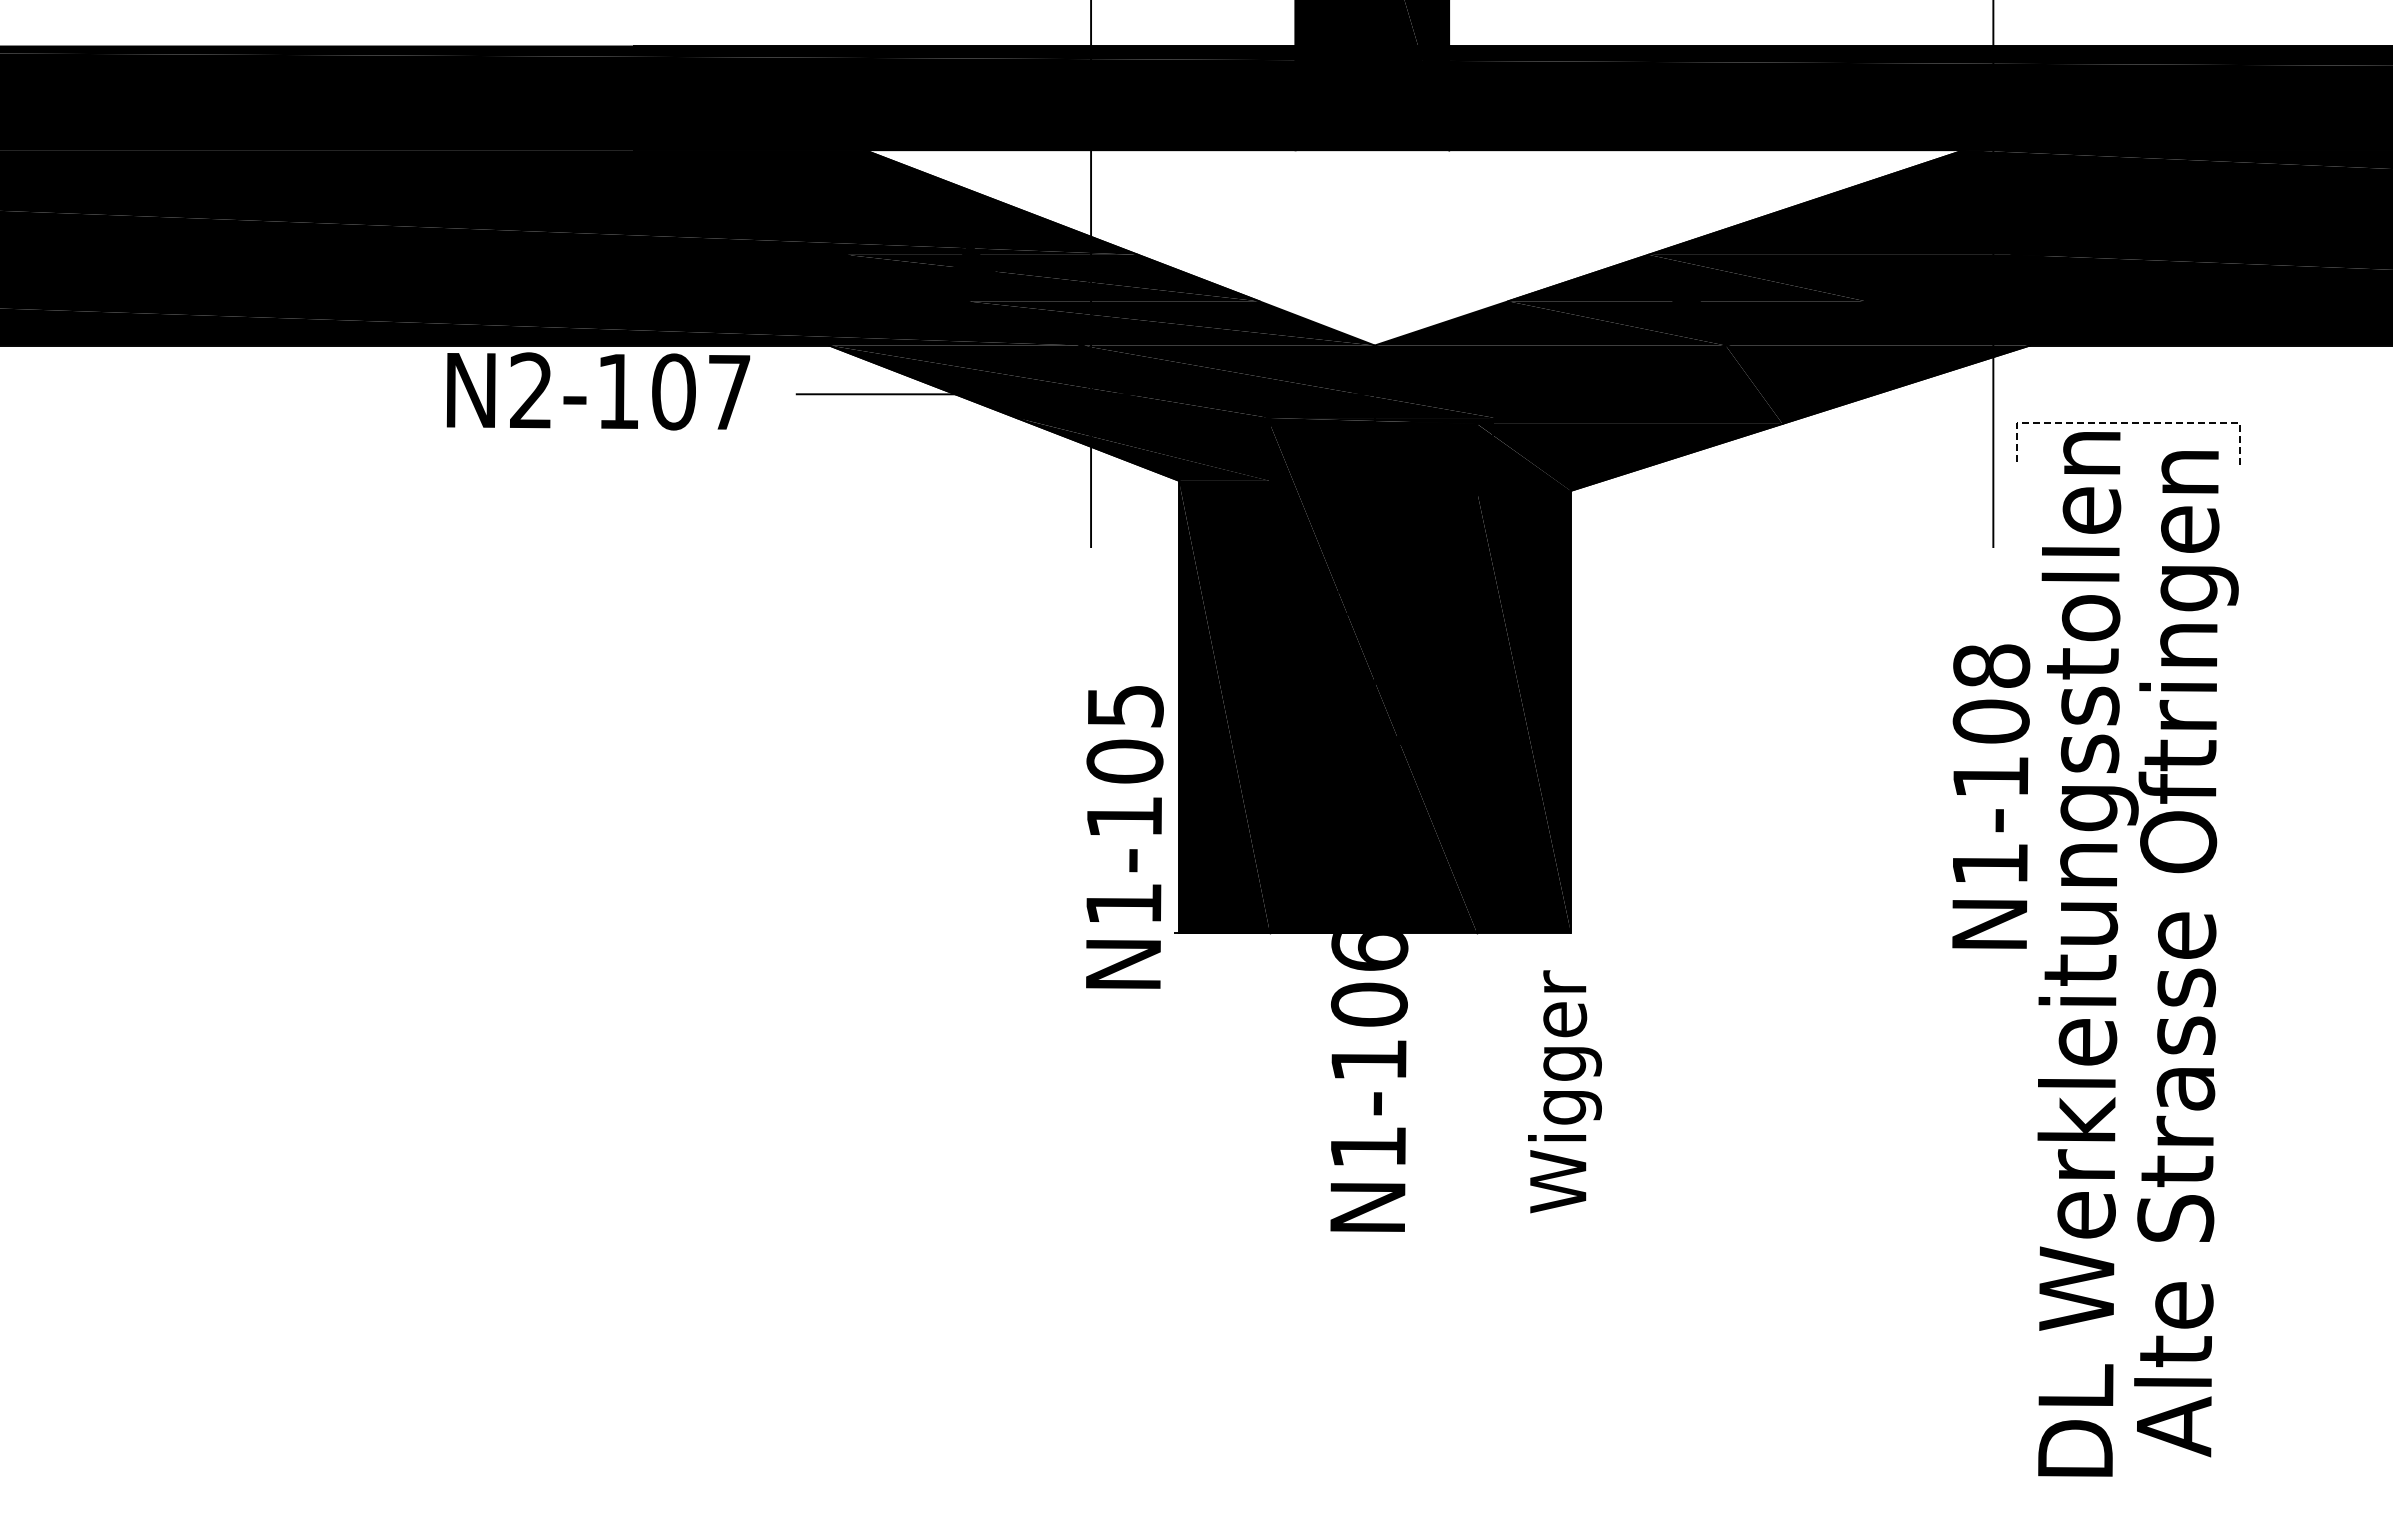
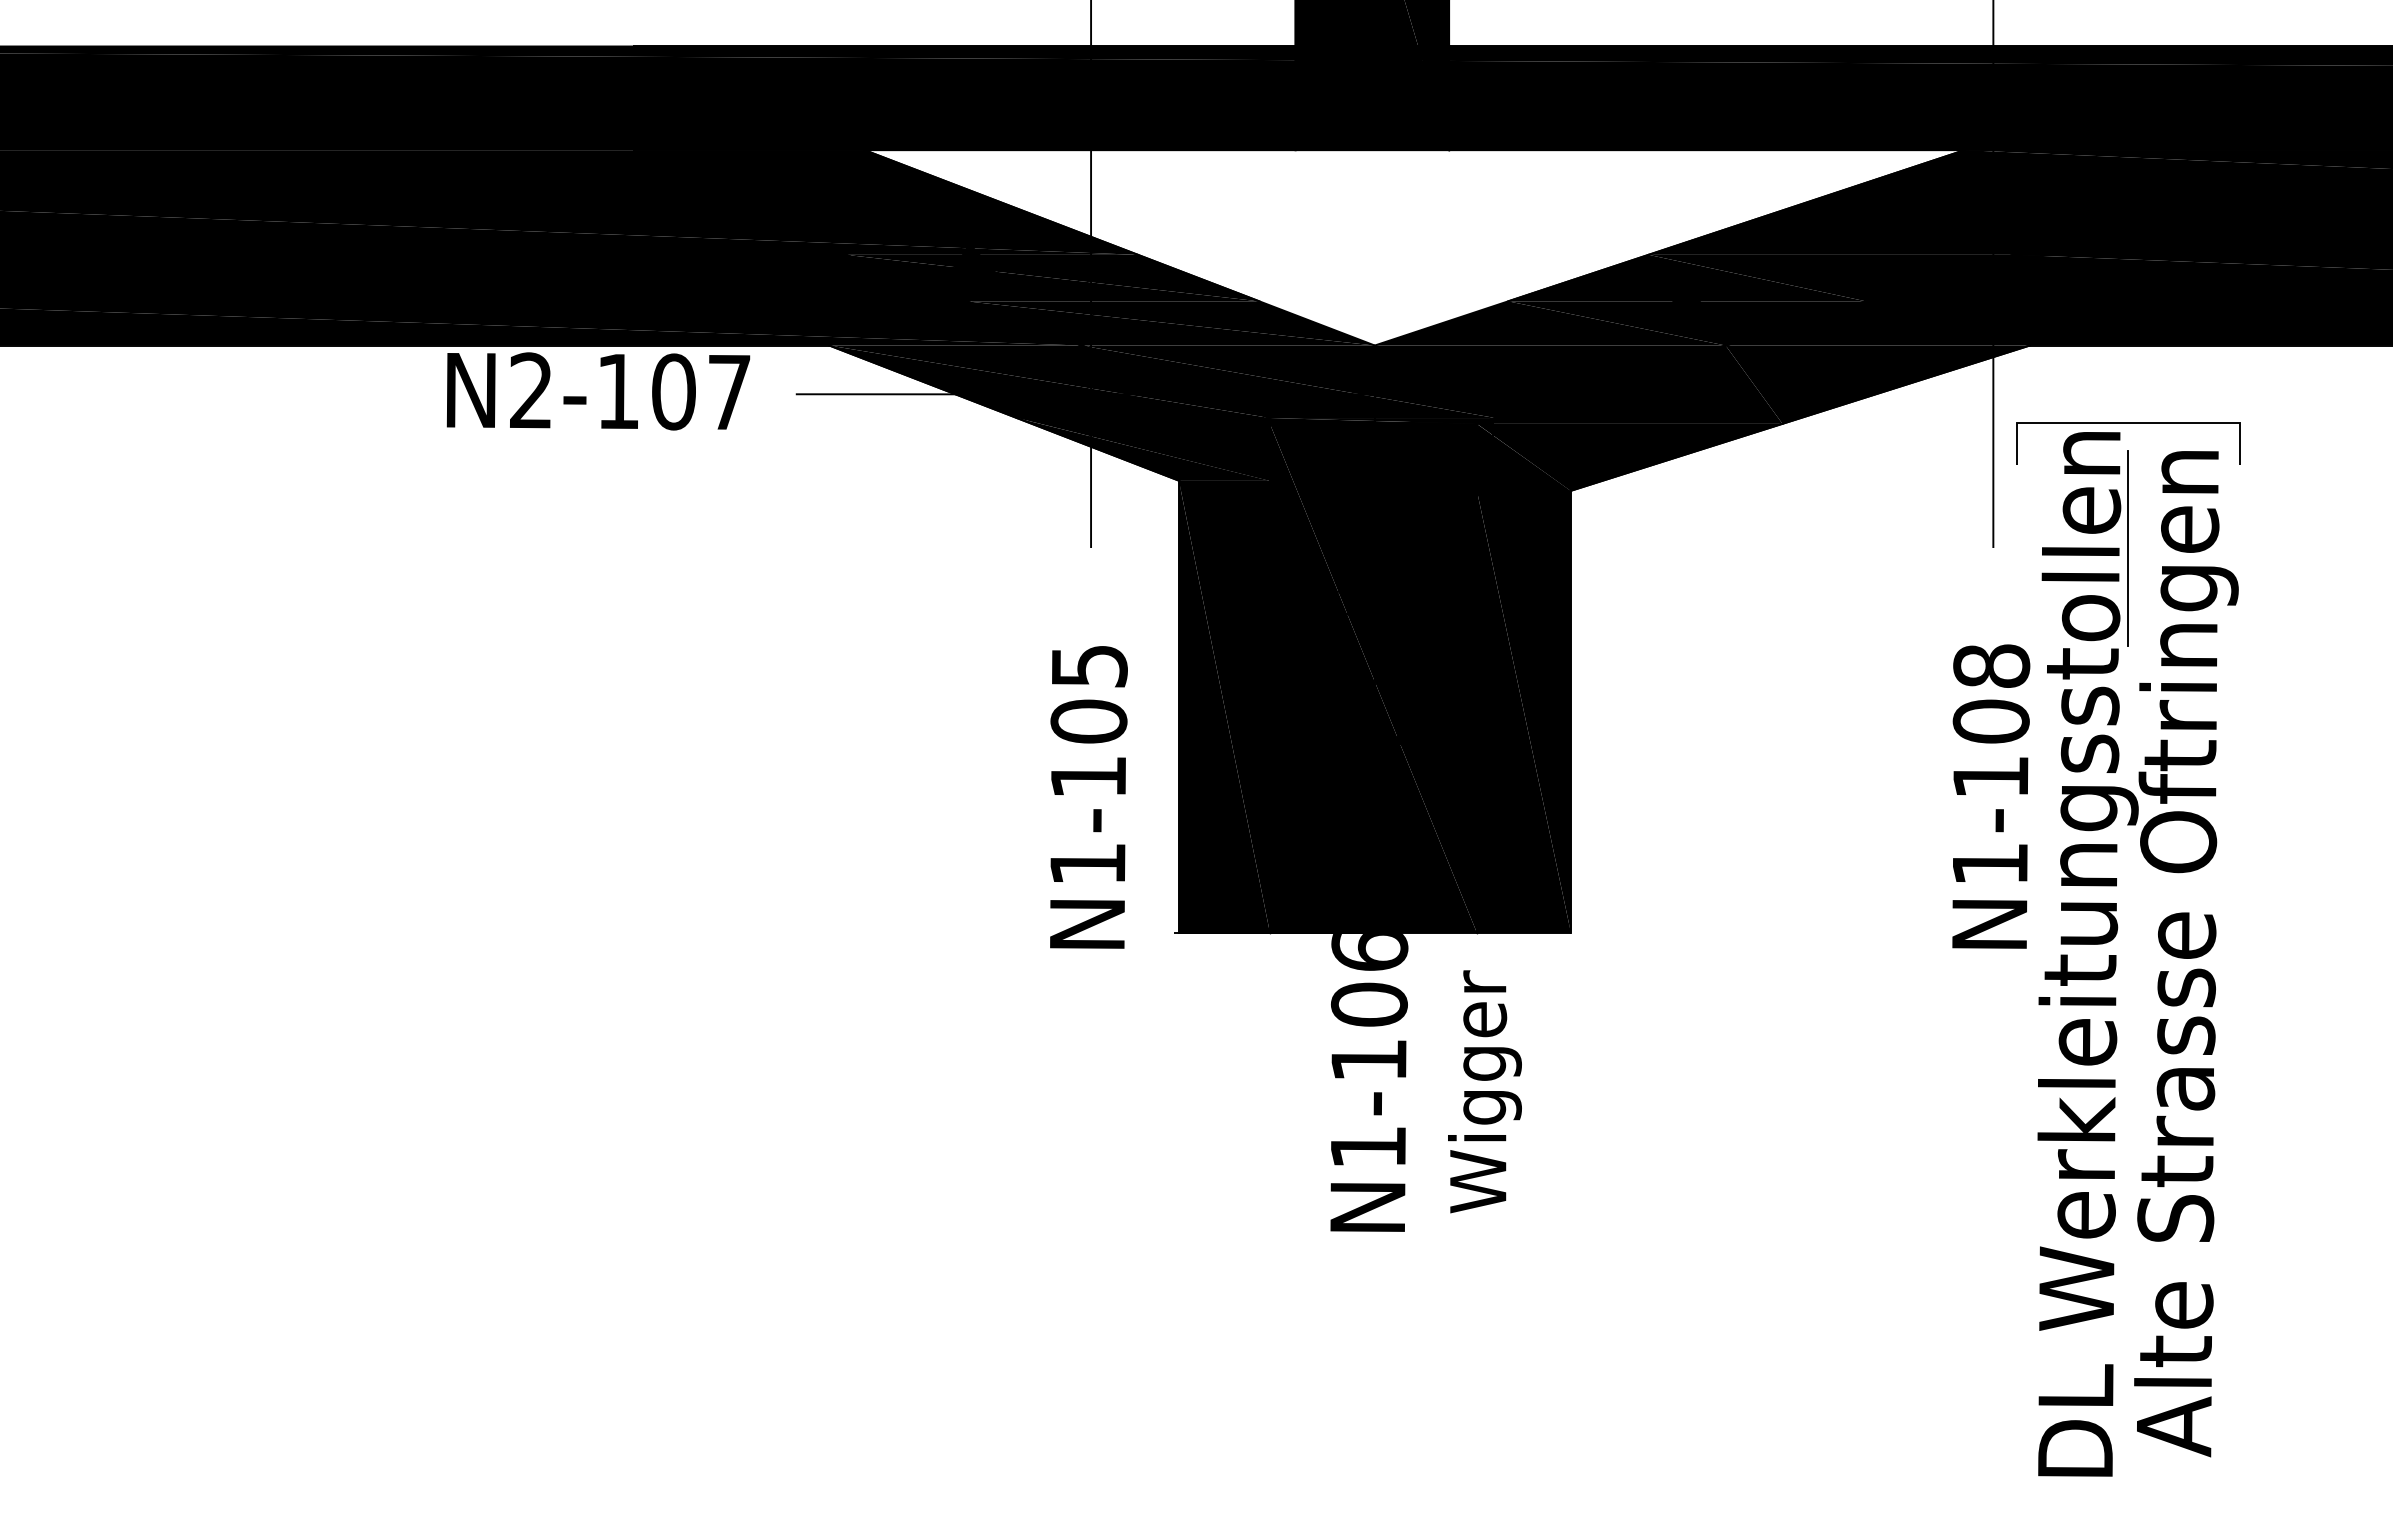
line: dashed -> solid (2128, 422)
line: none -> present (2128, 548)
text position: (1124, 837) -> (1088, 797) (1088, 797)
text position: (1564, 1091) -> (1484, 1091) (1484, 1091)
